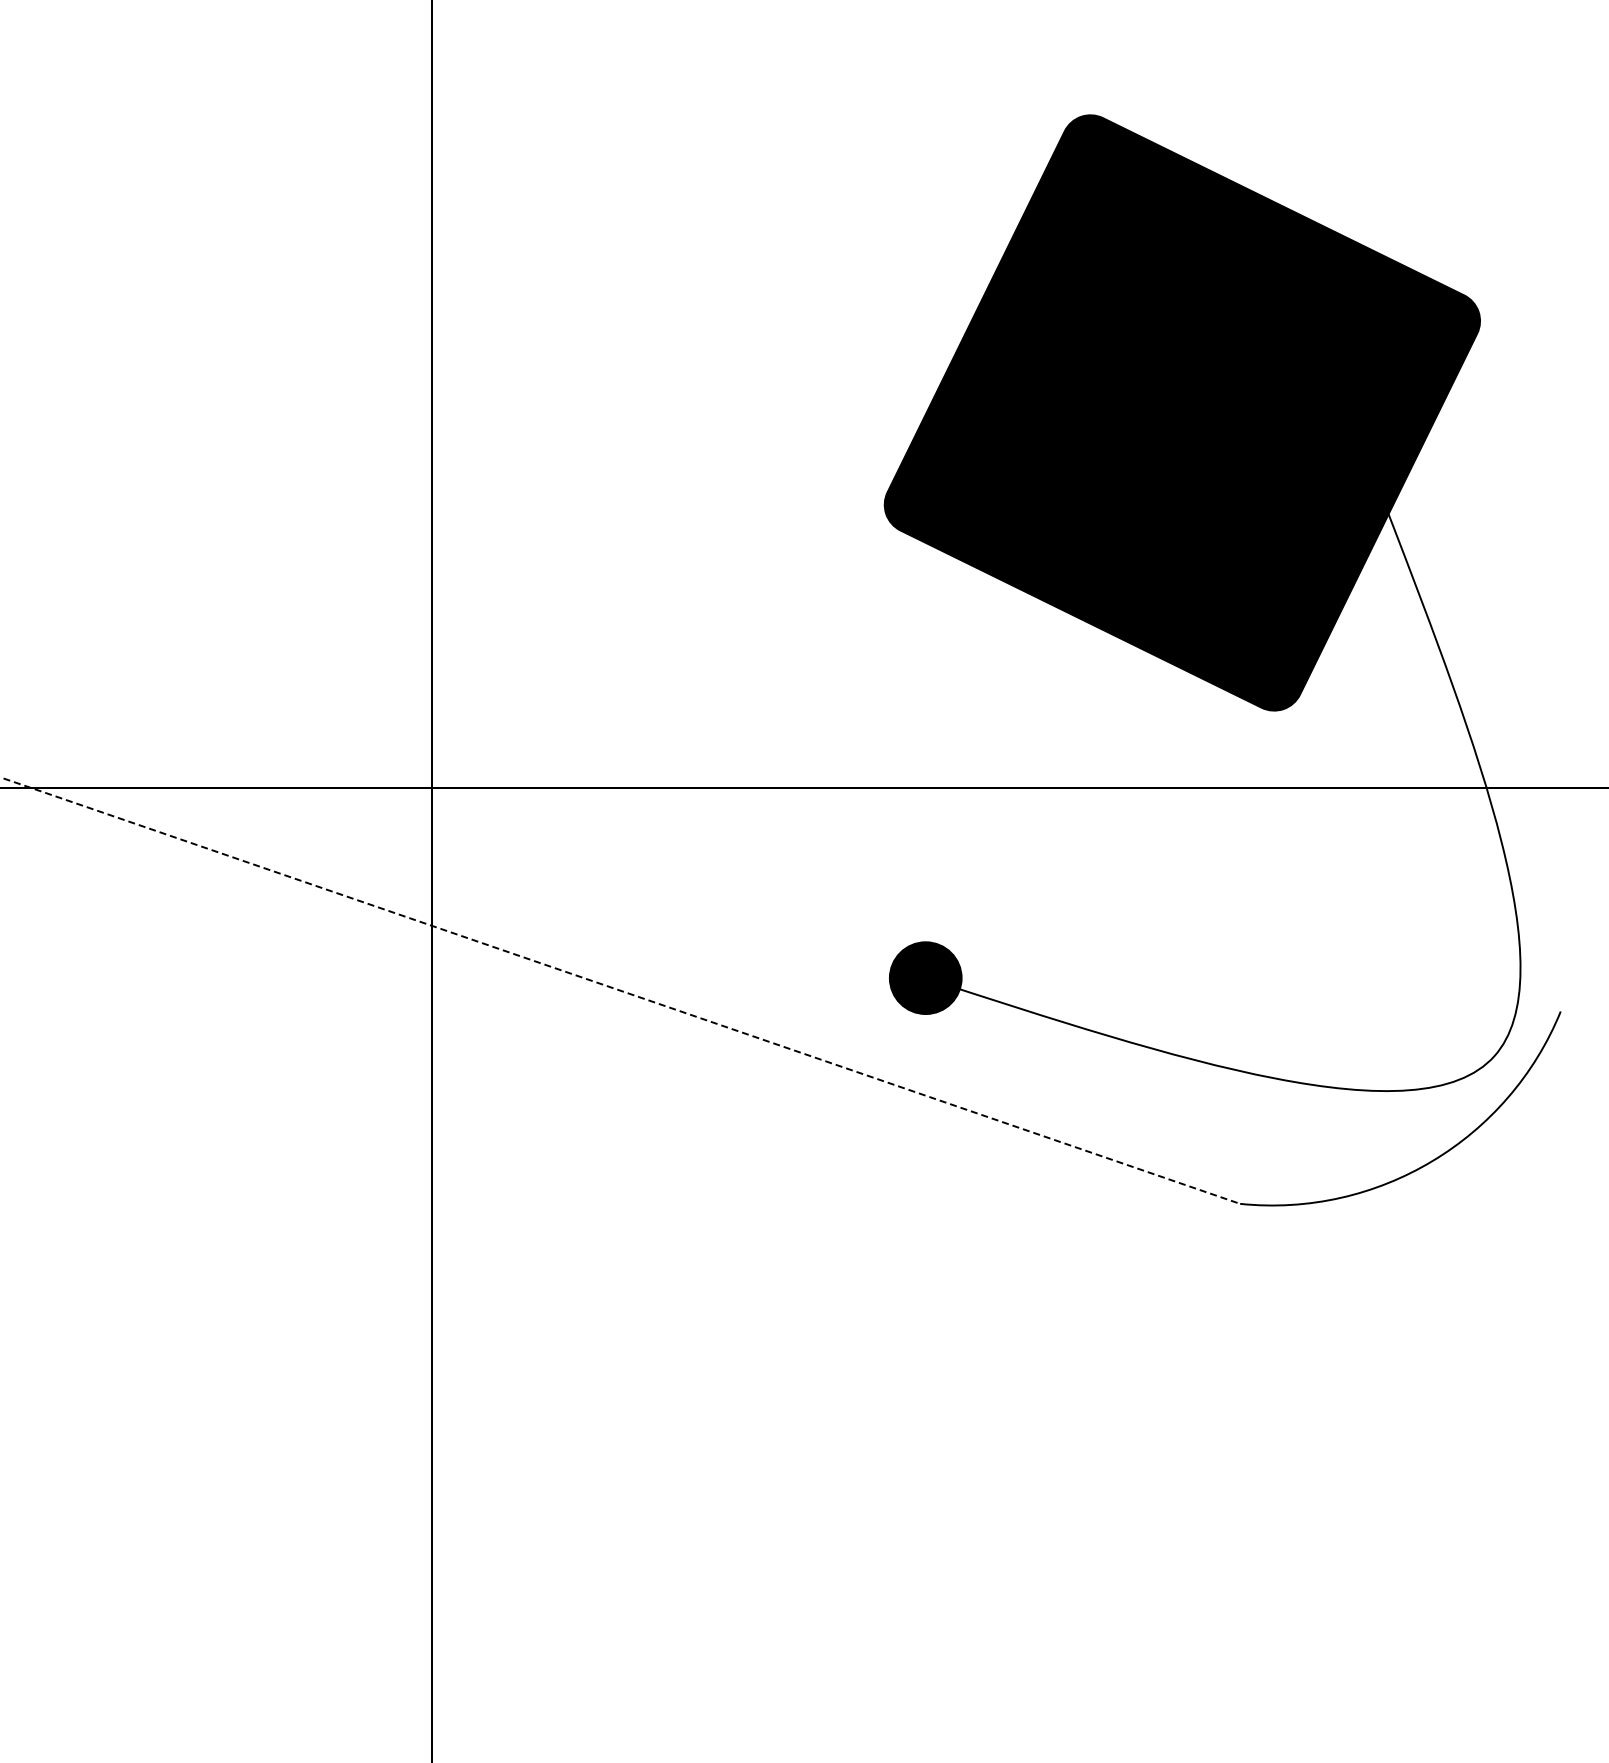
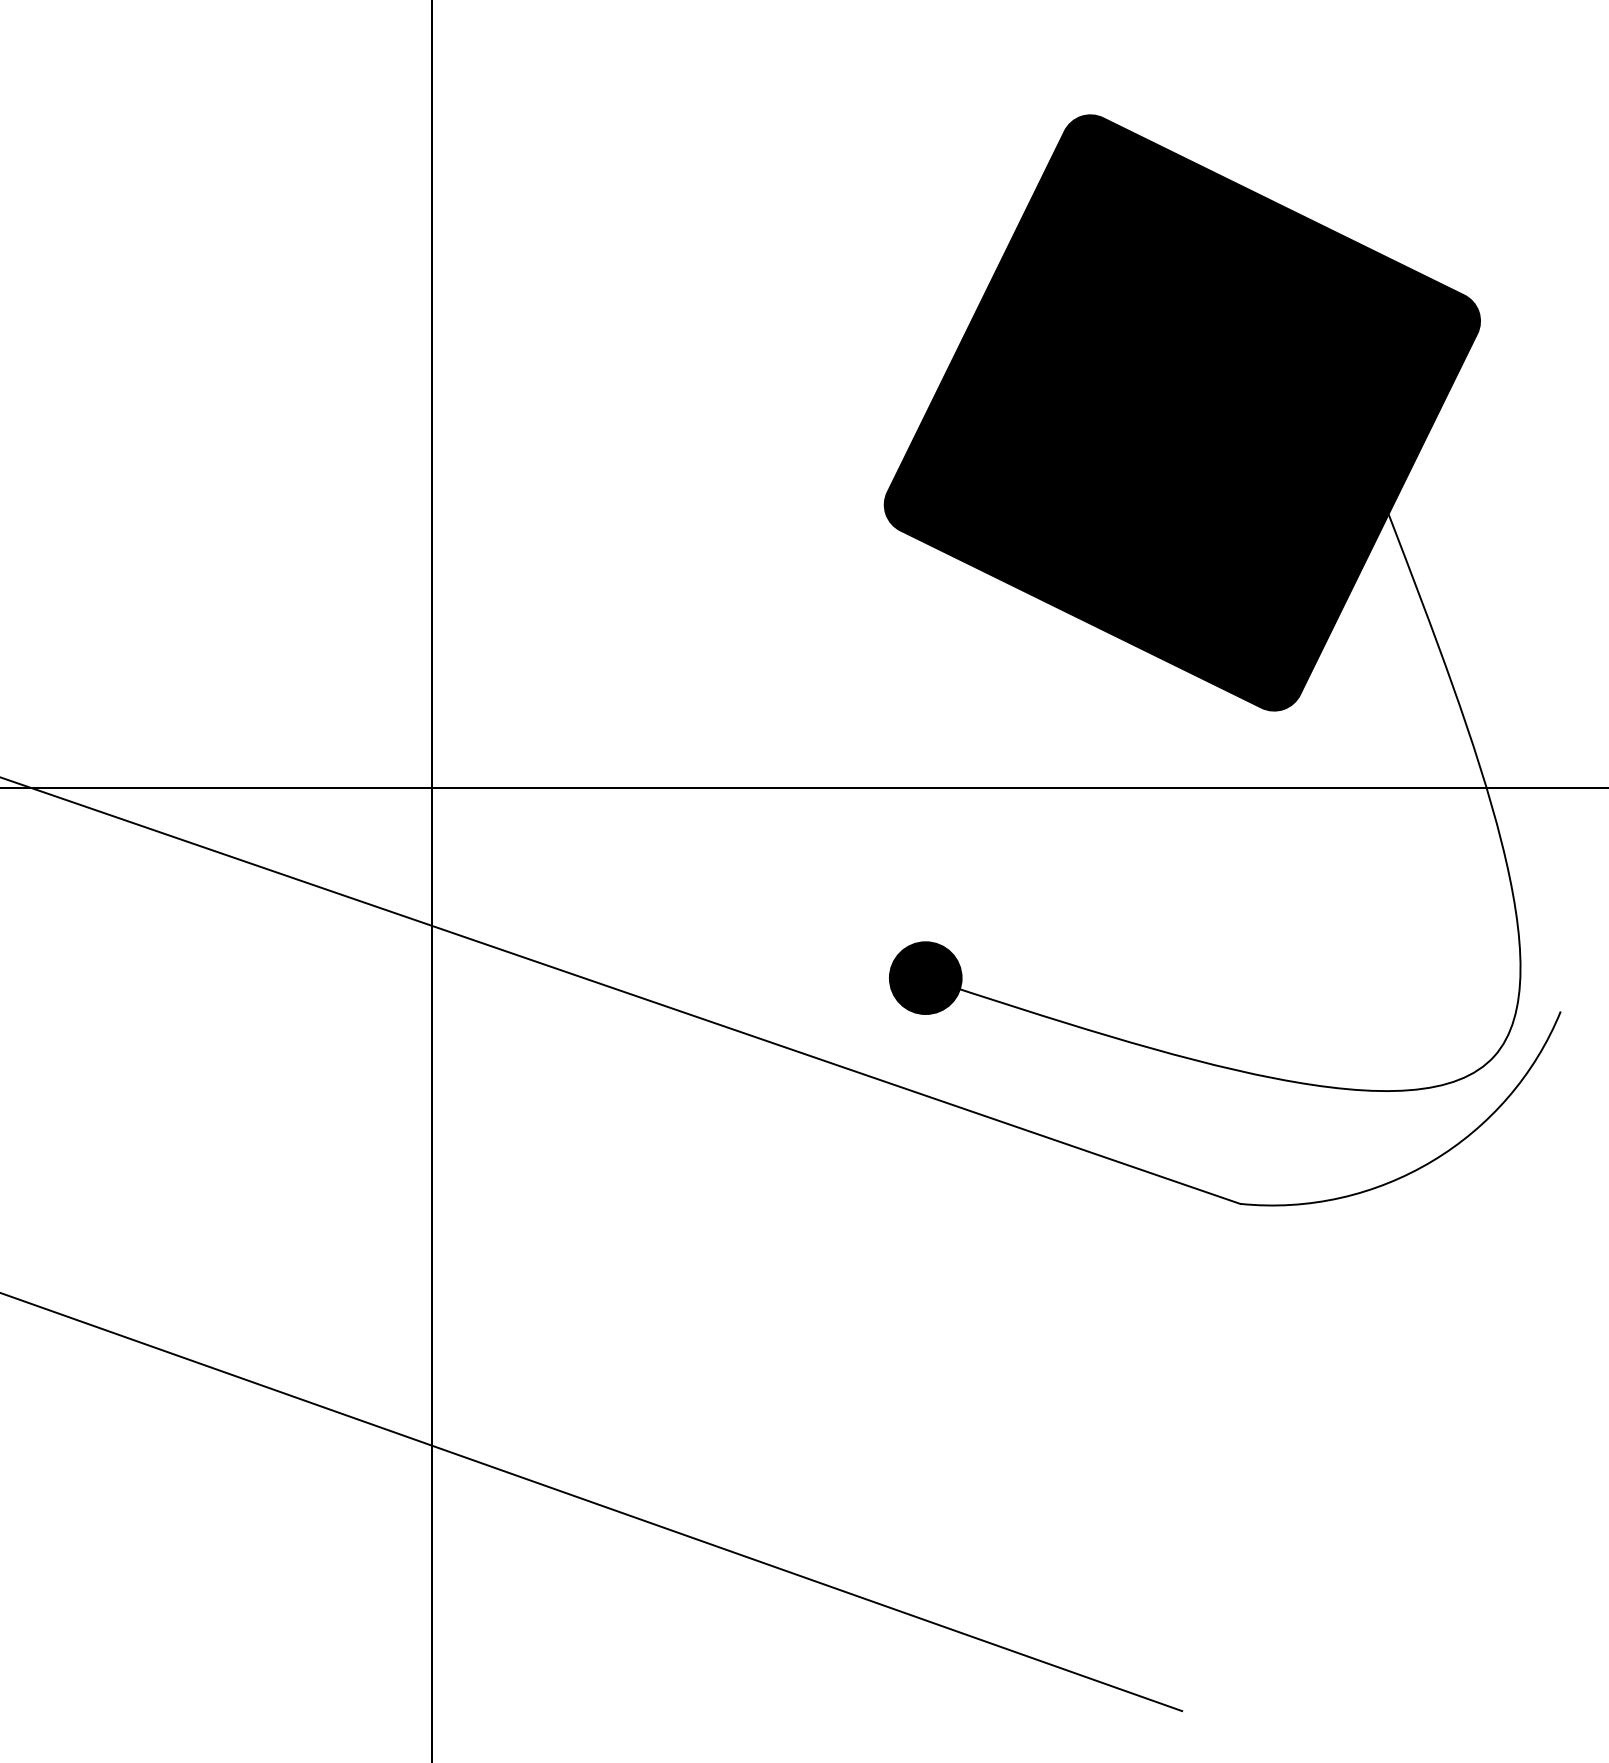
line: dashed -> solid (620, 990)
line: none -> present (592, 1502)
